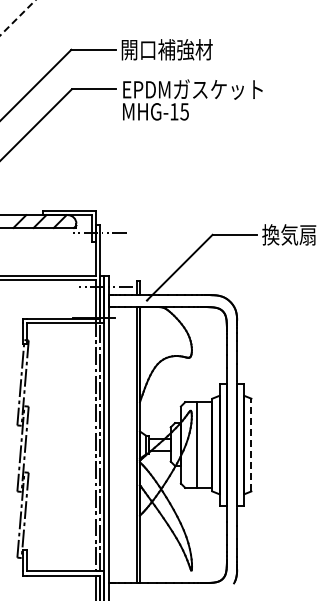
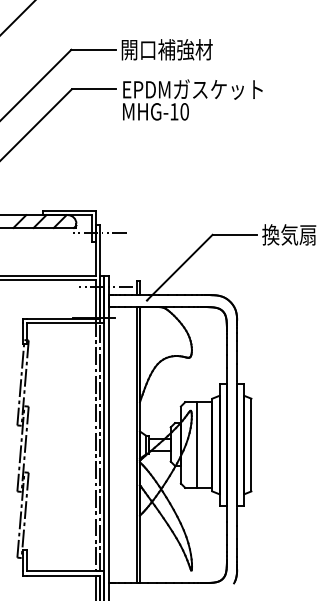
line: dashed -> solid (18, 17)
text: MHG-15 -> MHG-10 (184, 111)
line: dashed -> solid (251, 444)
